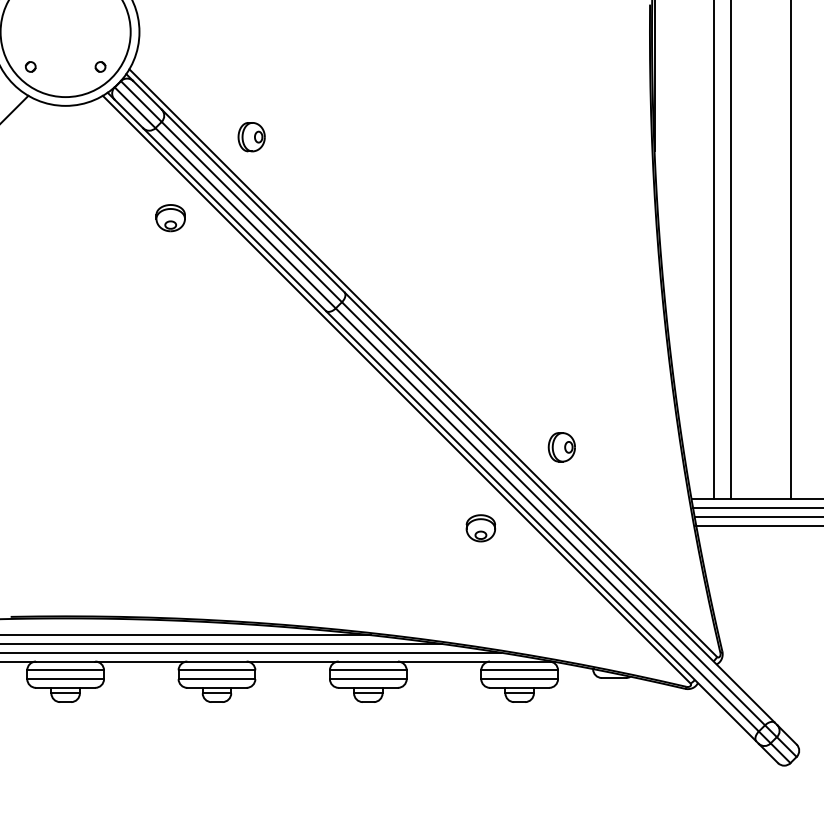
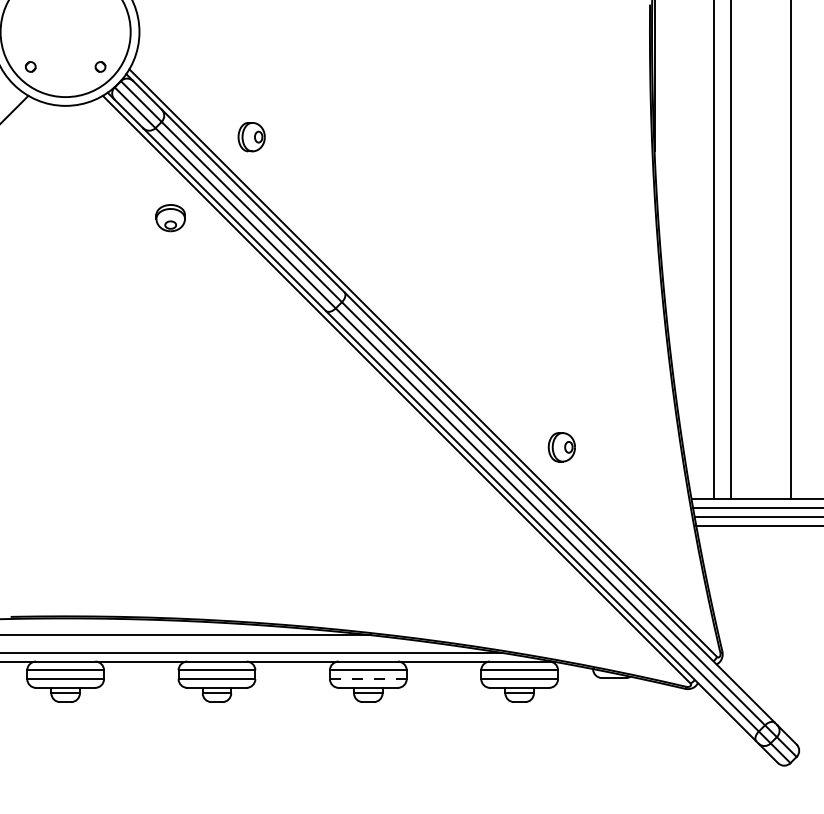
part: present -> none (480, 528)
line: present -> none (222, 644)
line: solid -> dashed (368, 679)
